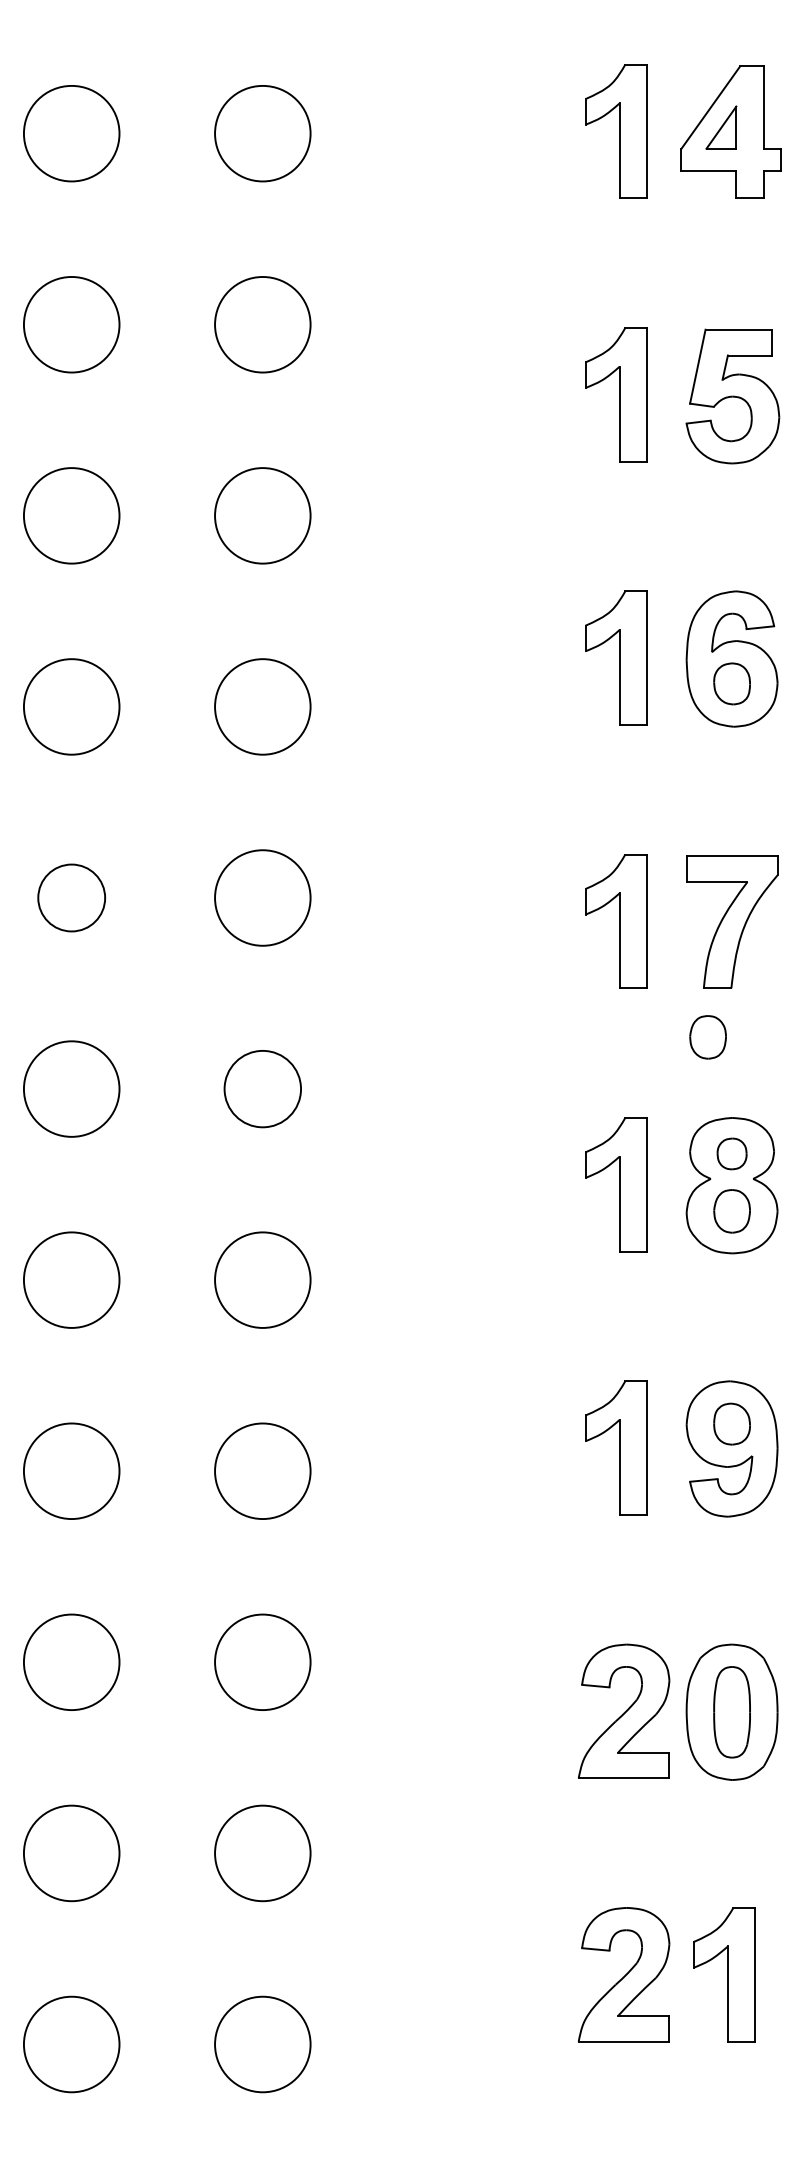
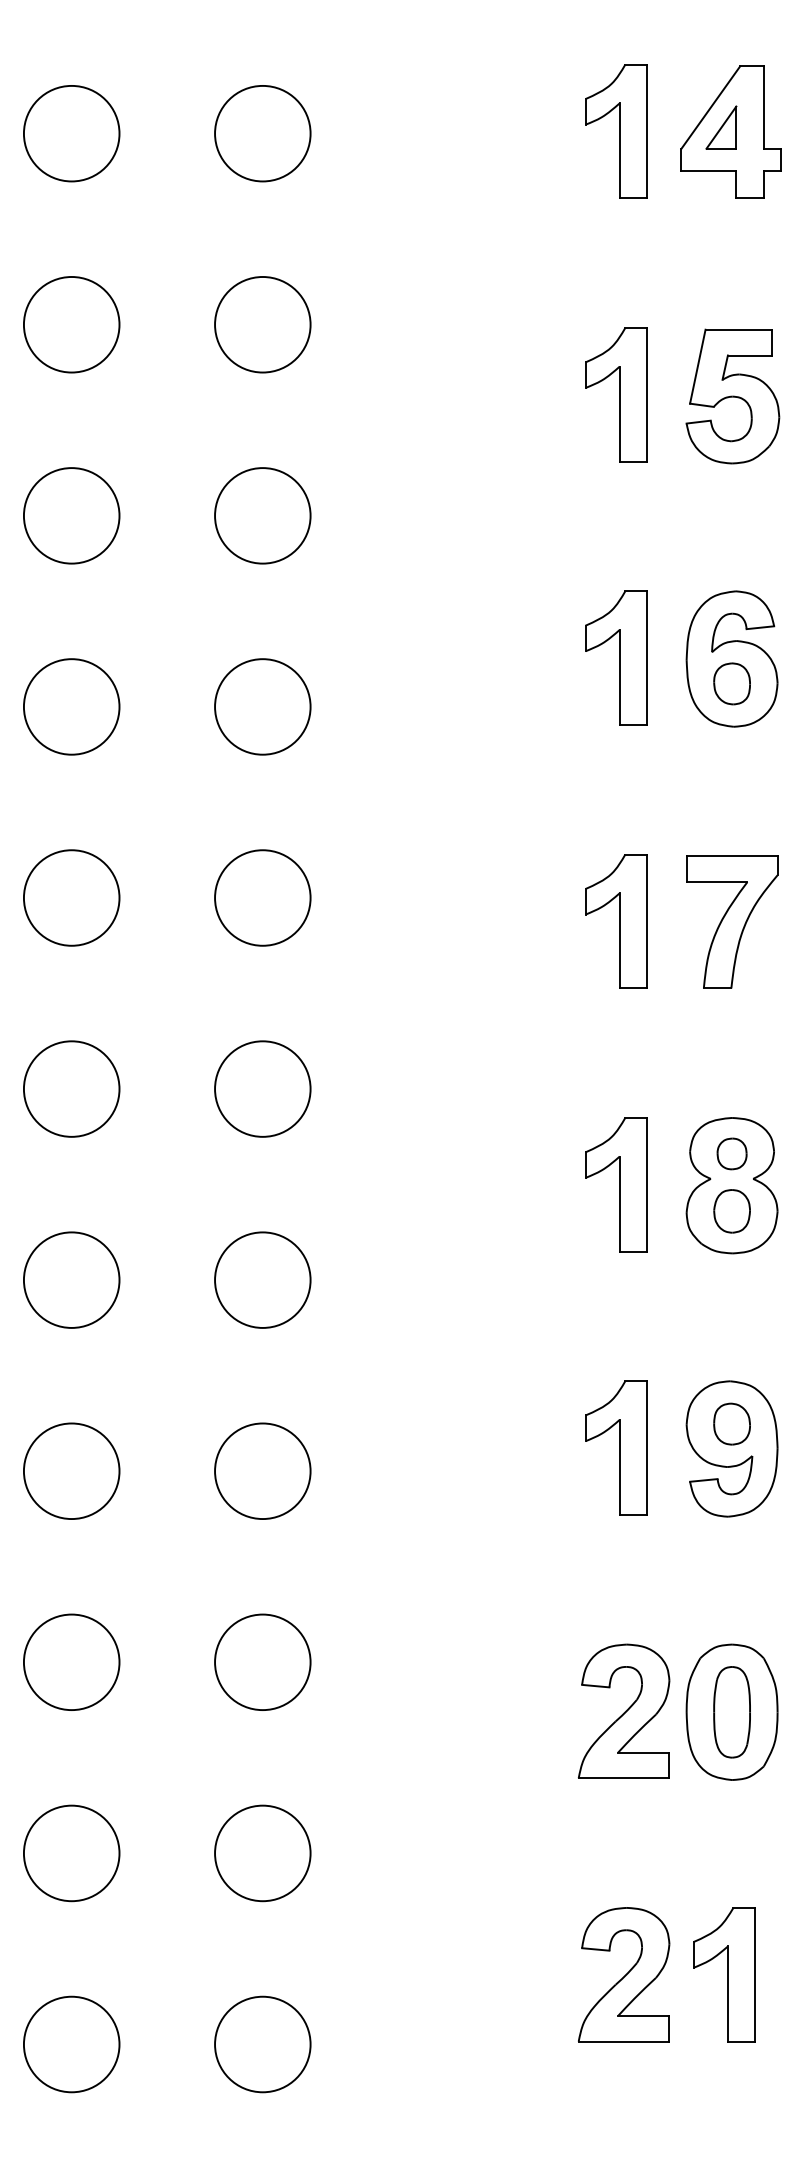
circle diameter: 67 px -> 96 px (71, 897)
part: present -> none (707, 1037)
circle diameter: 76 px -> 96 px (262, 1088)
